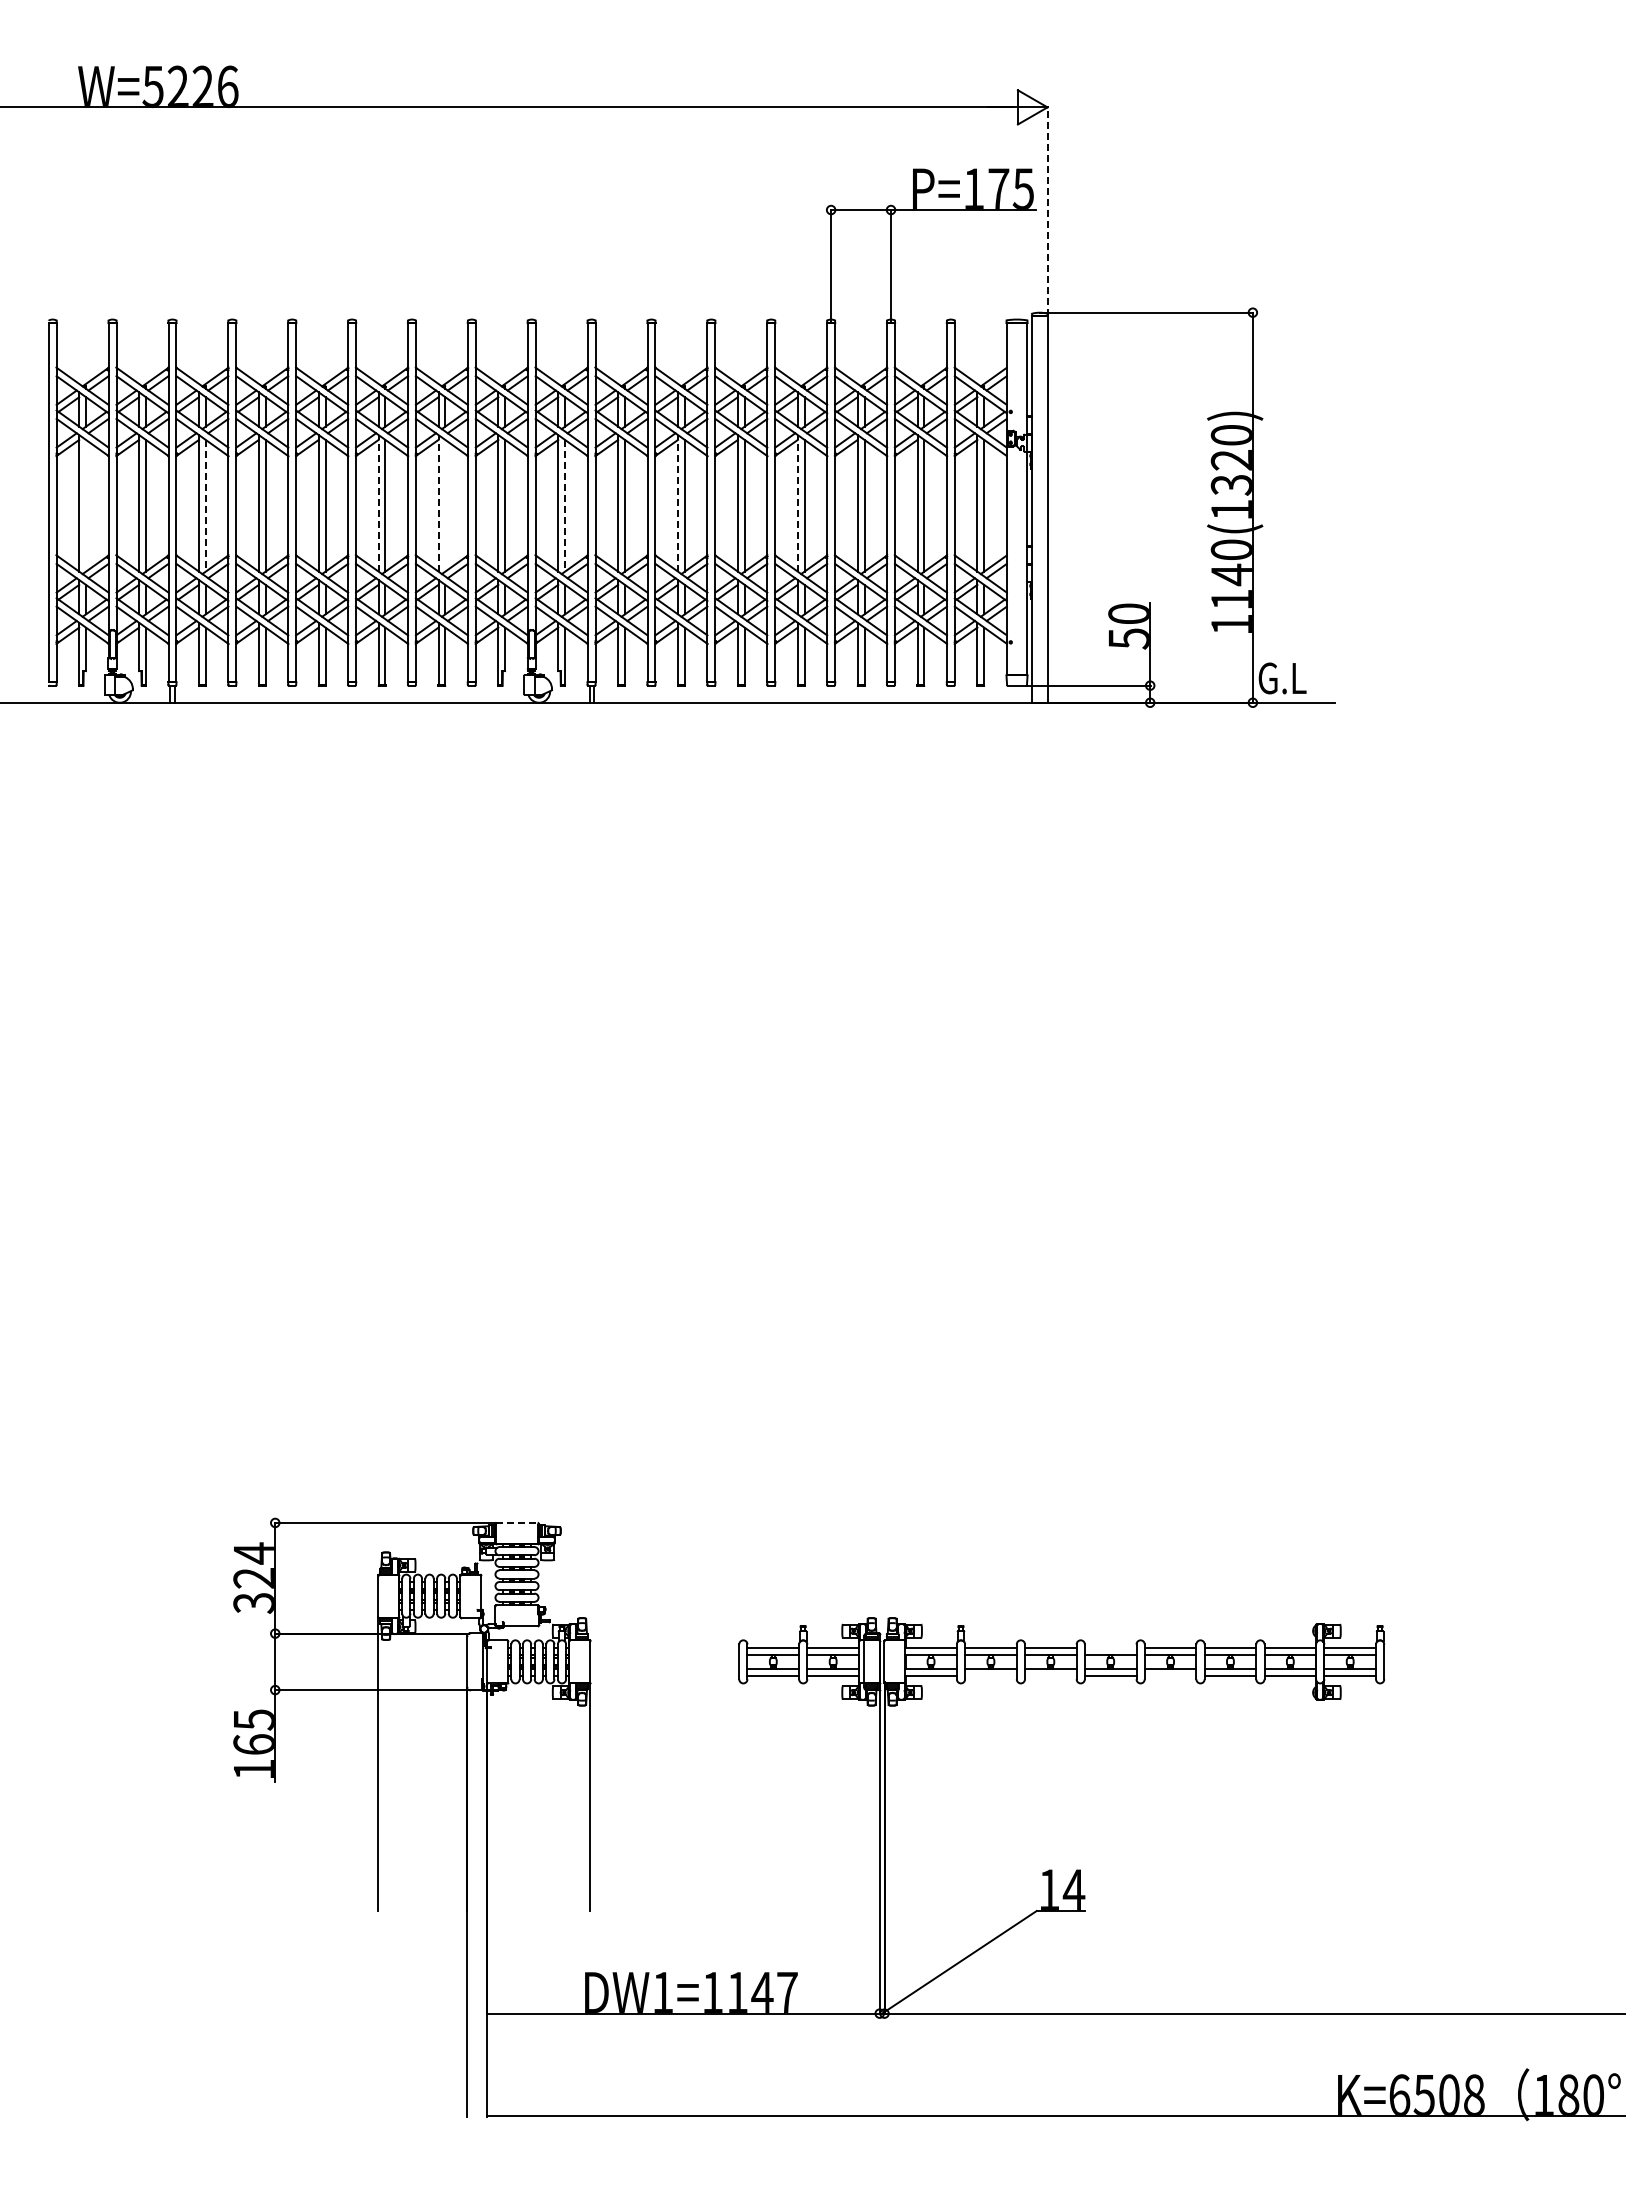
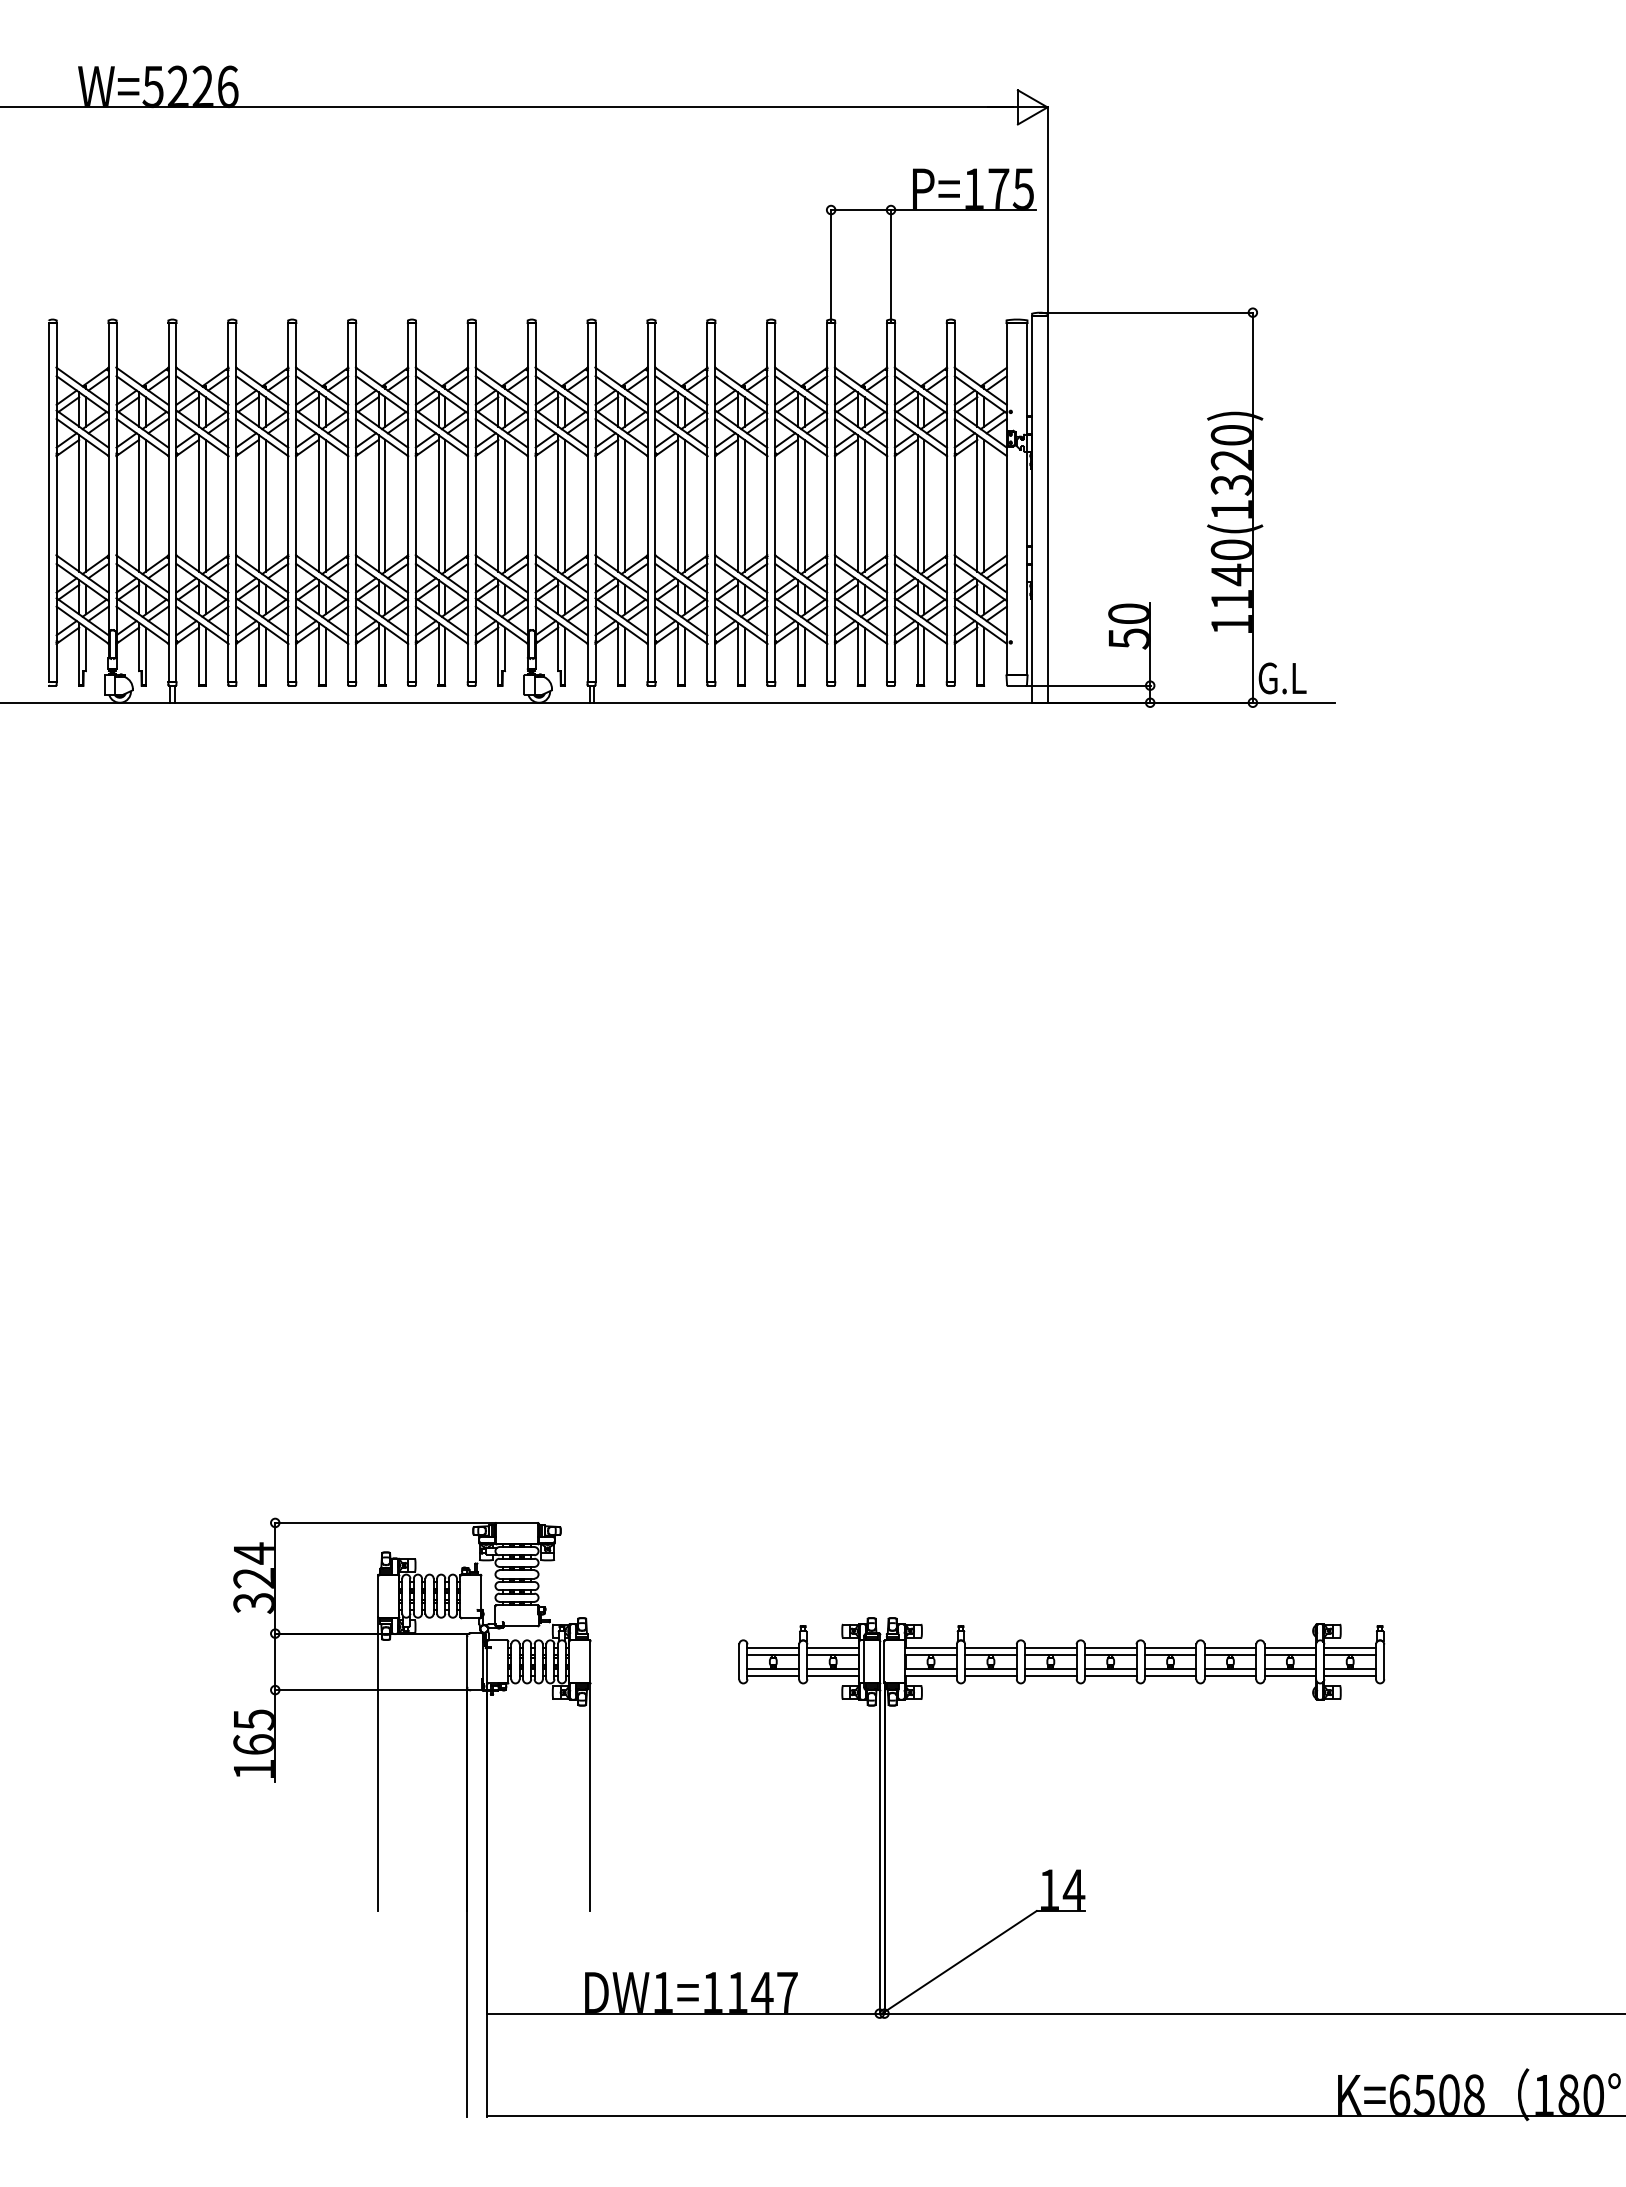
line: dashed -> solid (1047, 210)
line: dashed -> solid (378, 502)
line: dashed -> solid (438, 502)
line: dashed -> solid (678, 502)
line: dashed -> solid (797, 502)
line: none -> present (86, 505)
line: dashed -> solid (205, 505)
line: none -> present (445, 505)
line: dashed -> solid (565, 505)
line: dashed -> solid (517, 1522)
line: none -> present (1110, 1648)
line: none -> present (990, 1675)
line: none -> present (1050, 1675)
line: none -> present (1170, 1675)
